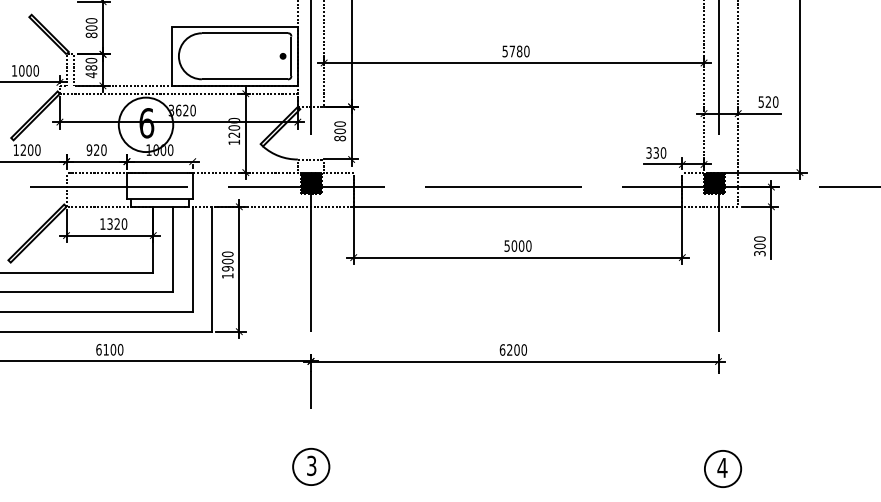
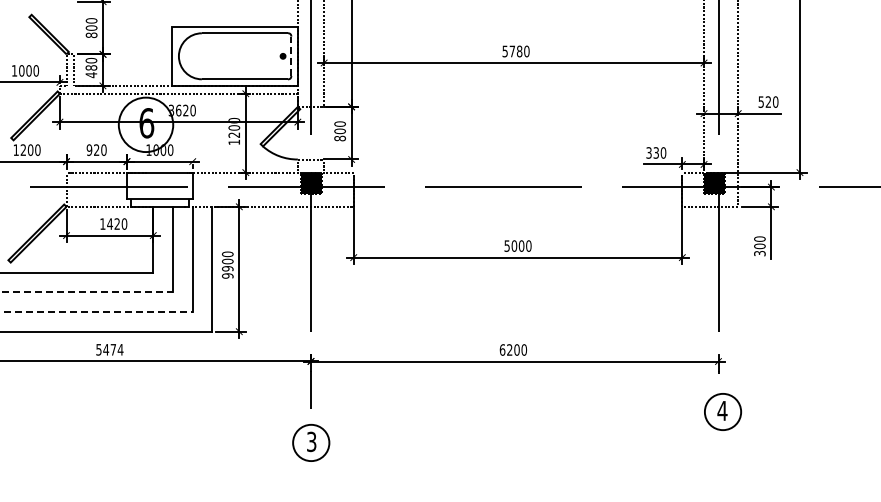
line: solid -> dashed (291, 56)
line: present -> none (517, 206)
text: 1320 -> 1420 (109, 223)
text: 1900 -> 9900 (227, 275)
line: solid -> dashed (87, 292)
line: solid -> dashed (96, 311)
text: 6100 -> 5474 (109, 349)
part position: (311, 466) -> (311, 442) (311, 442)
part position: (722, 468) -> (722, 411) (722, 411)
